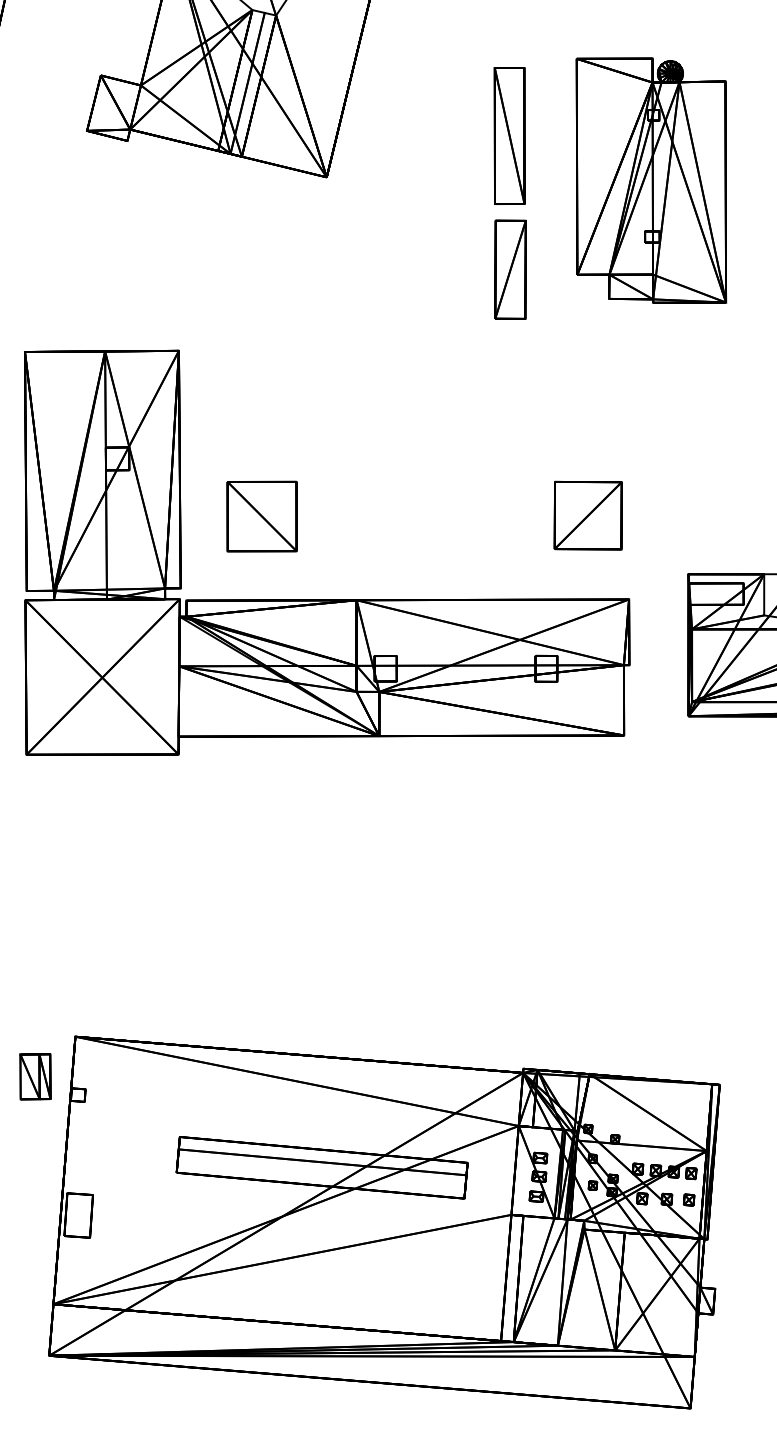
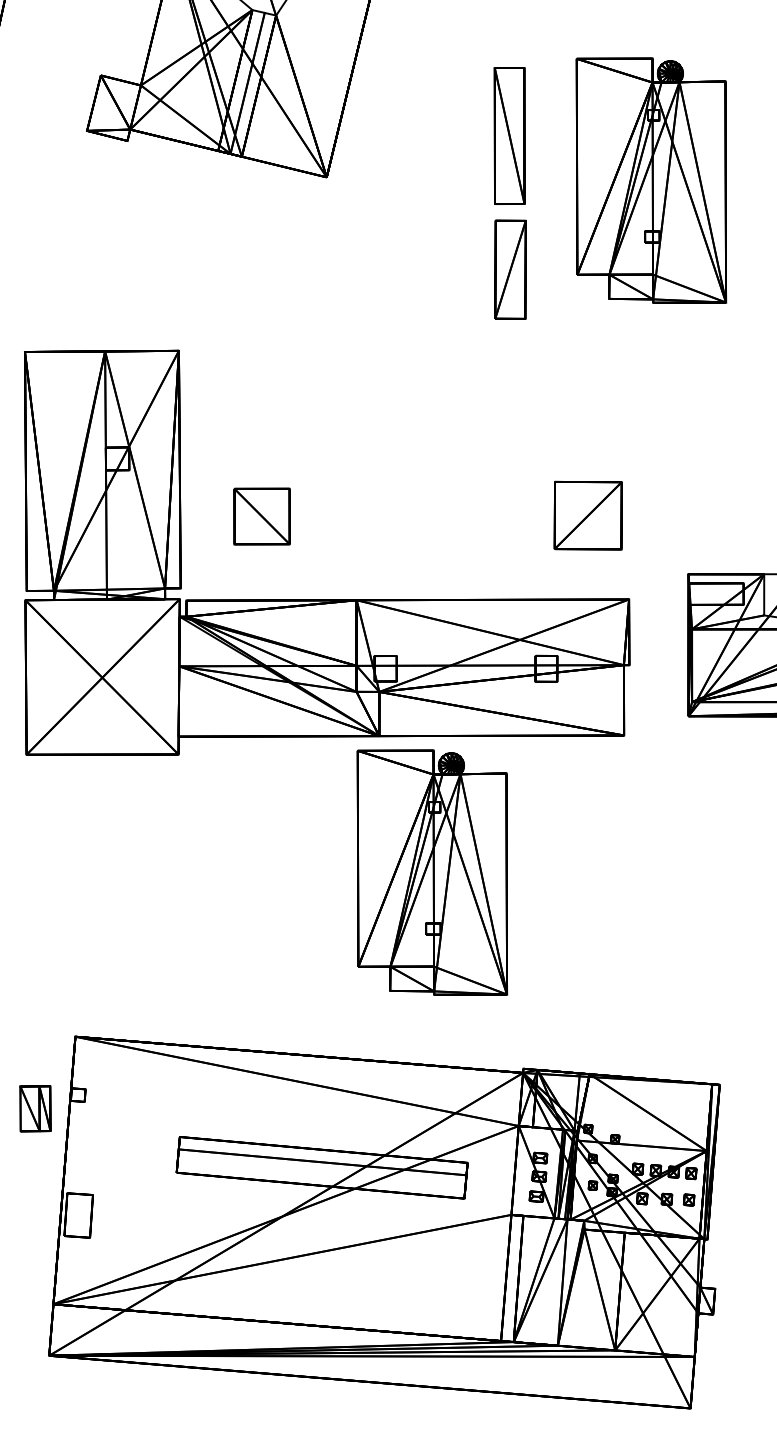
part size: 72x73 px -> 58x59 px (261, 516)
part: none -> present (432, 872)
part position: (35, 1076) -> (35, 1108) (35, 1108)
